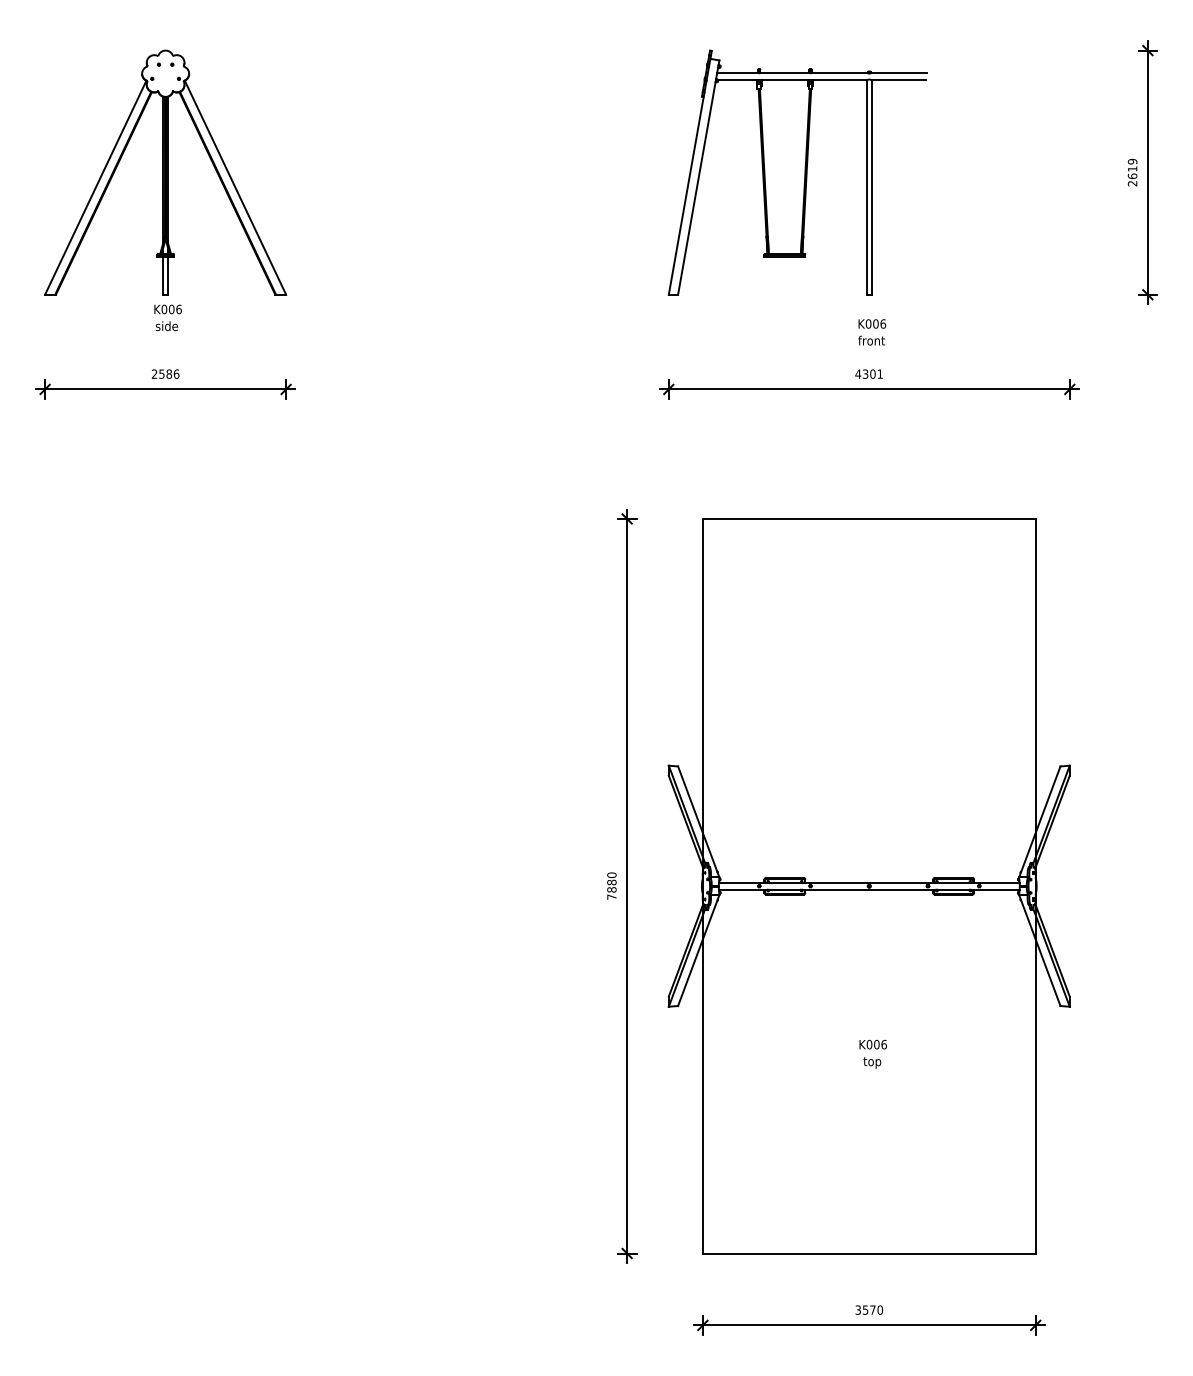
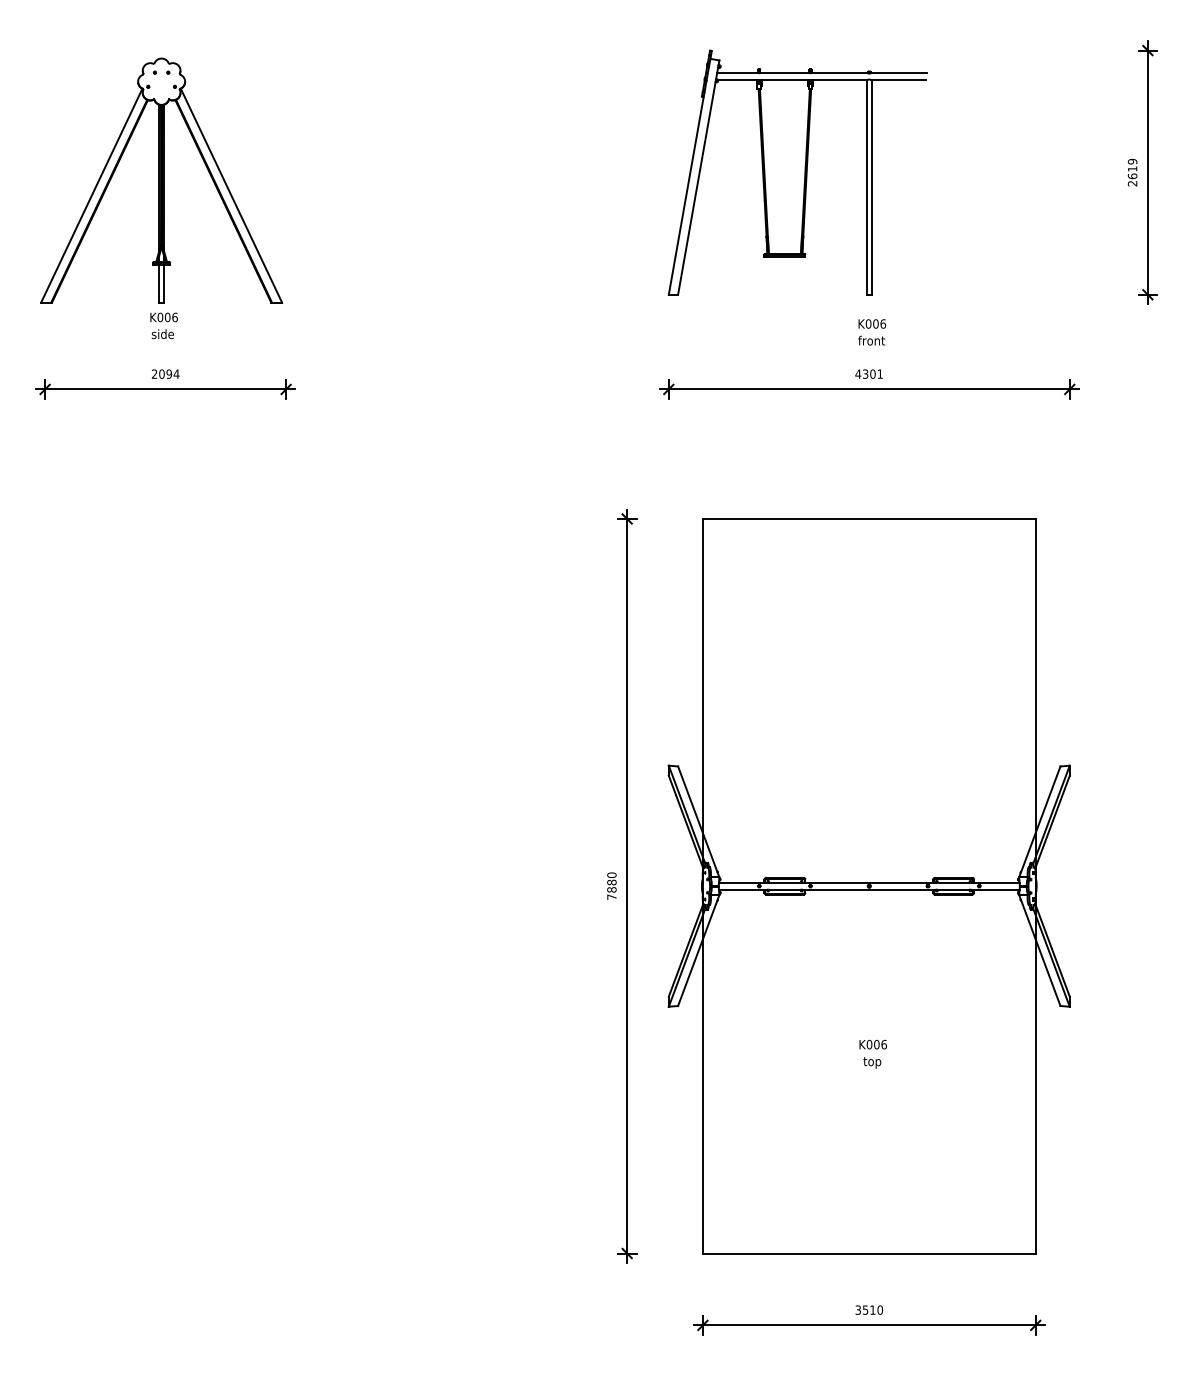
part position: (165, 189) -> (161, 197) (161, 197)
text: 2586 -> 2094 (169, 373)
text: 3570 -> 3510 (872, 1309)
